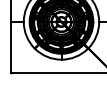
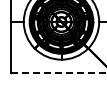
line: solid -> dashed (58, 72)
